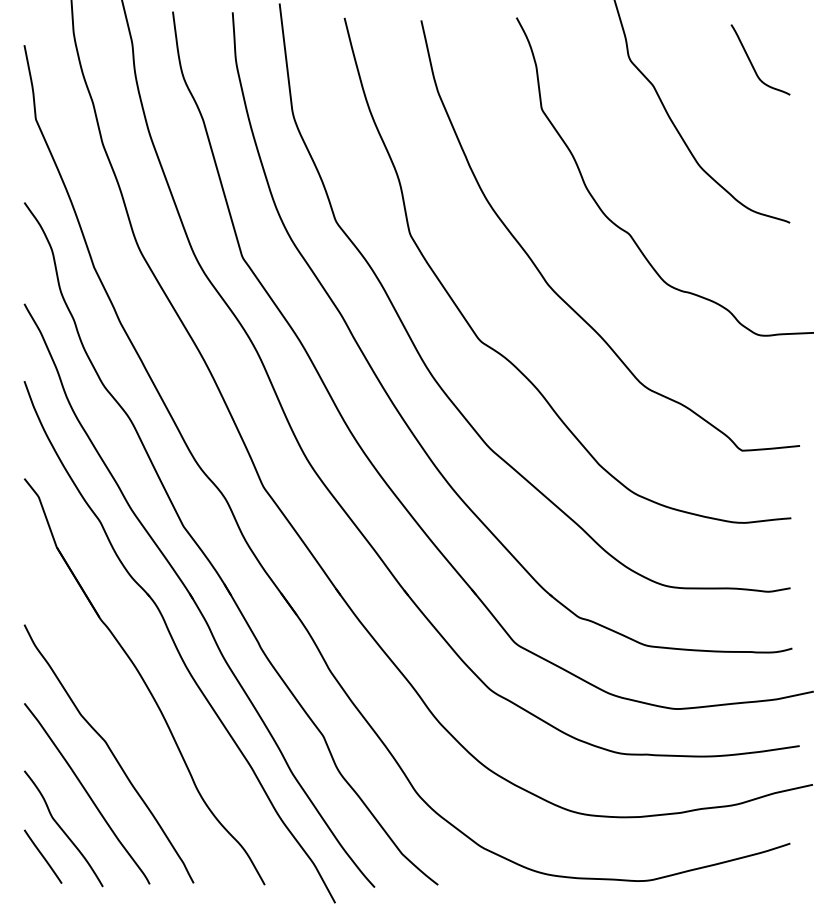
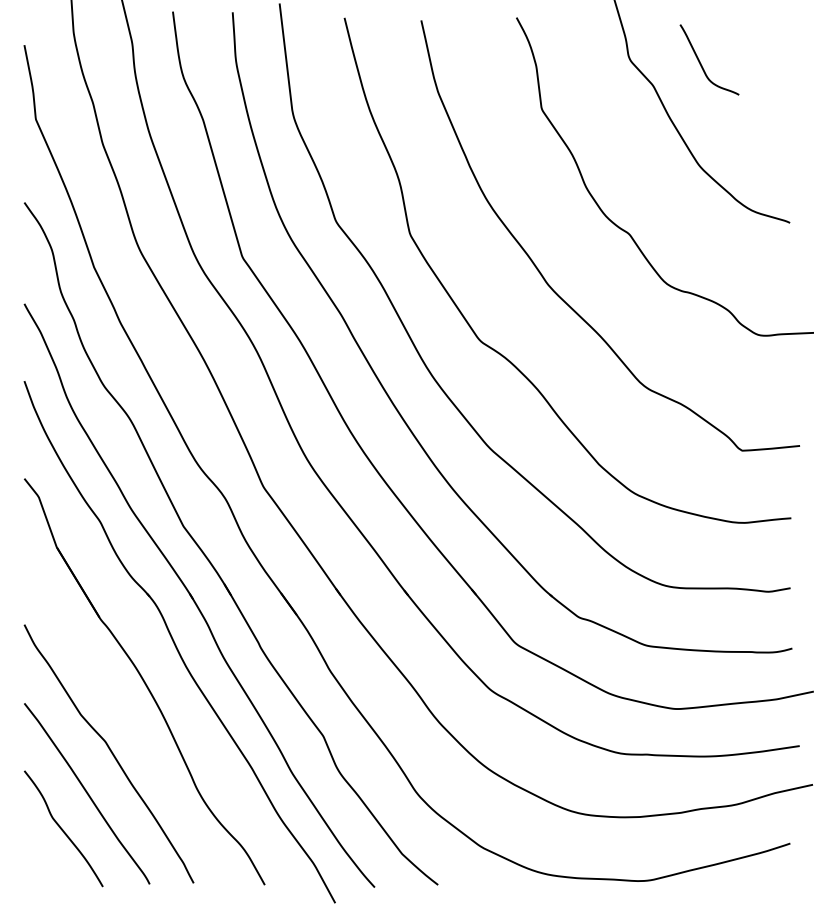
curve position: (752, 63) -> (701, 63) (701, 63)
line: present -> none (42, 856)
